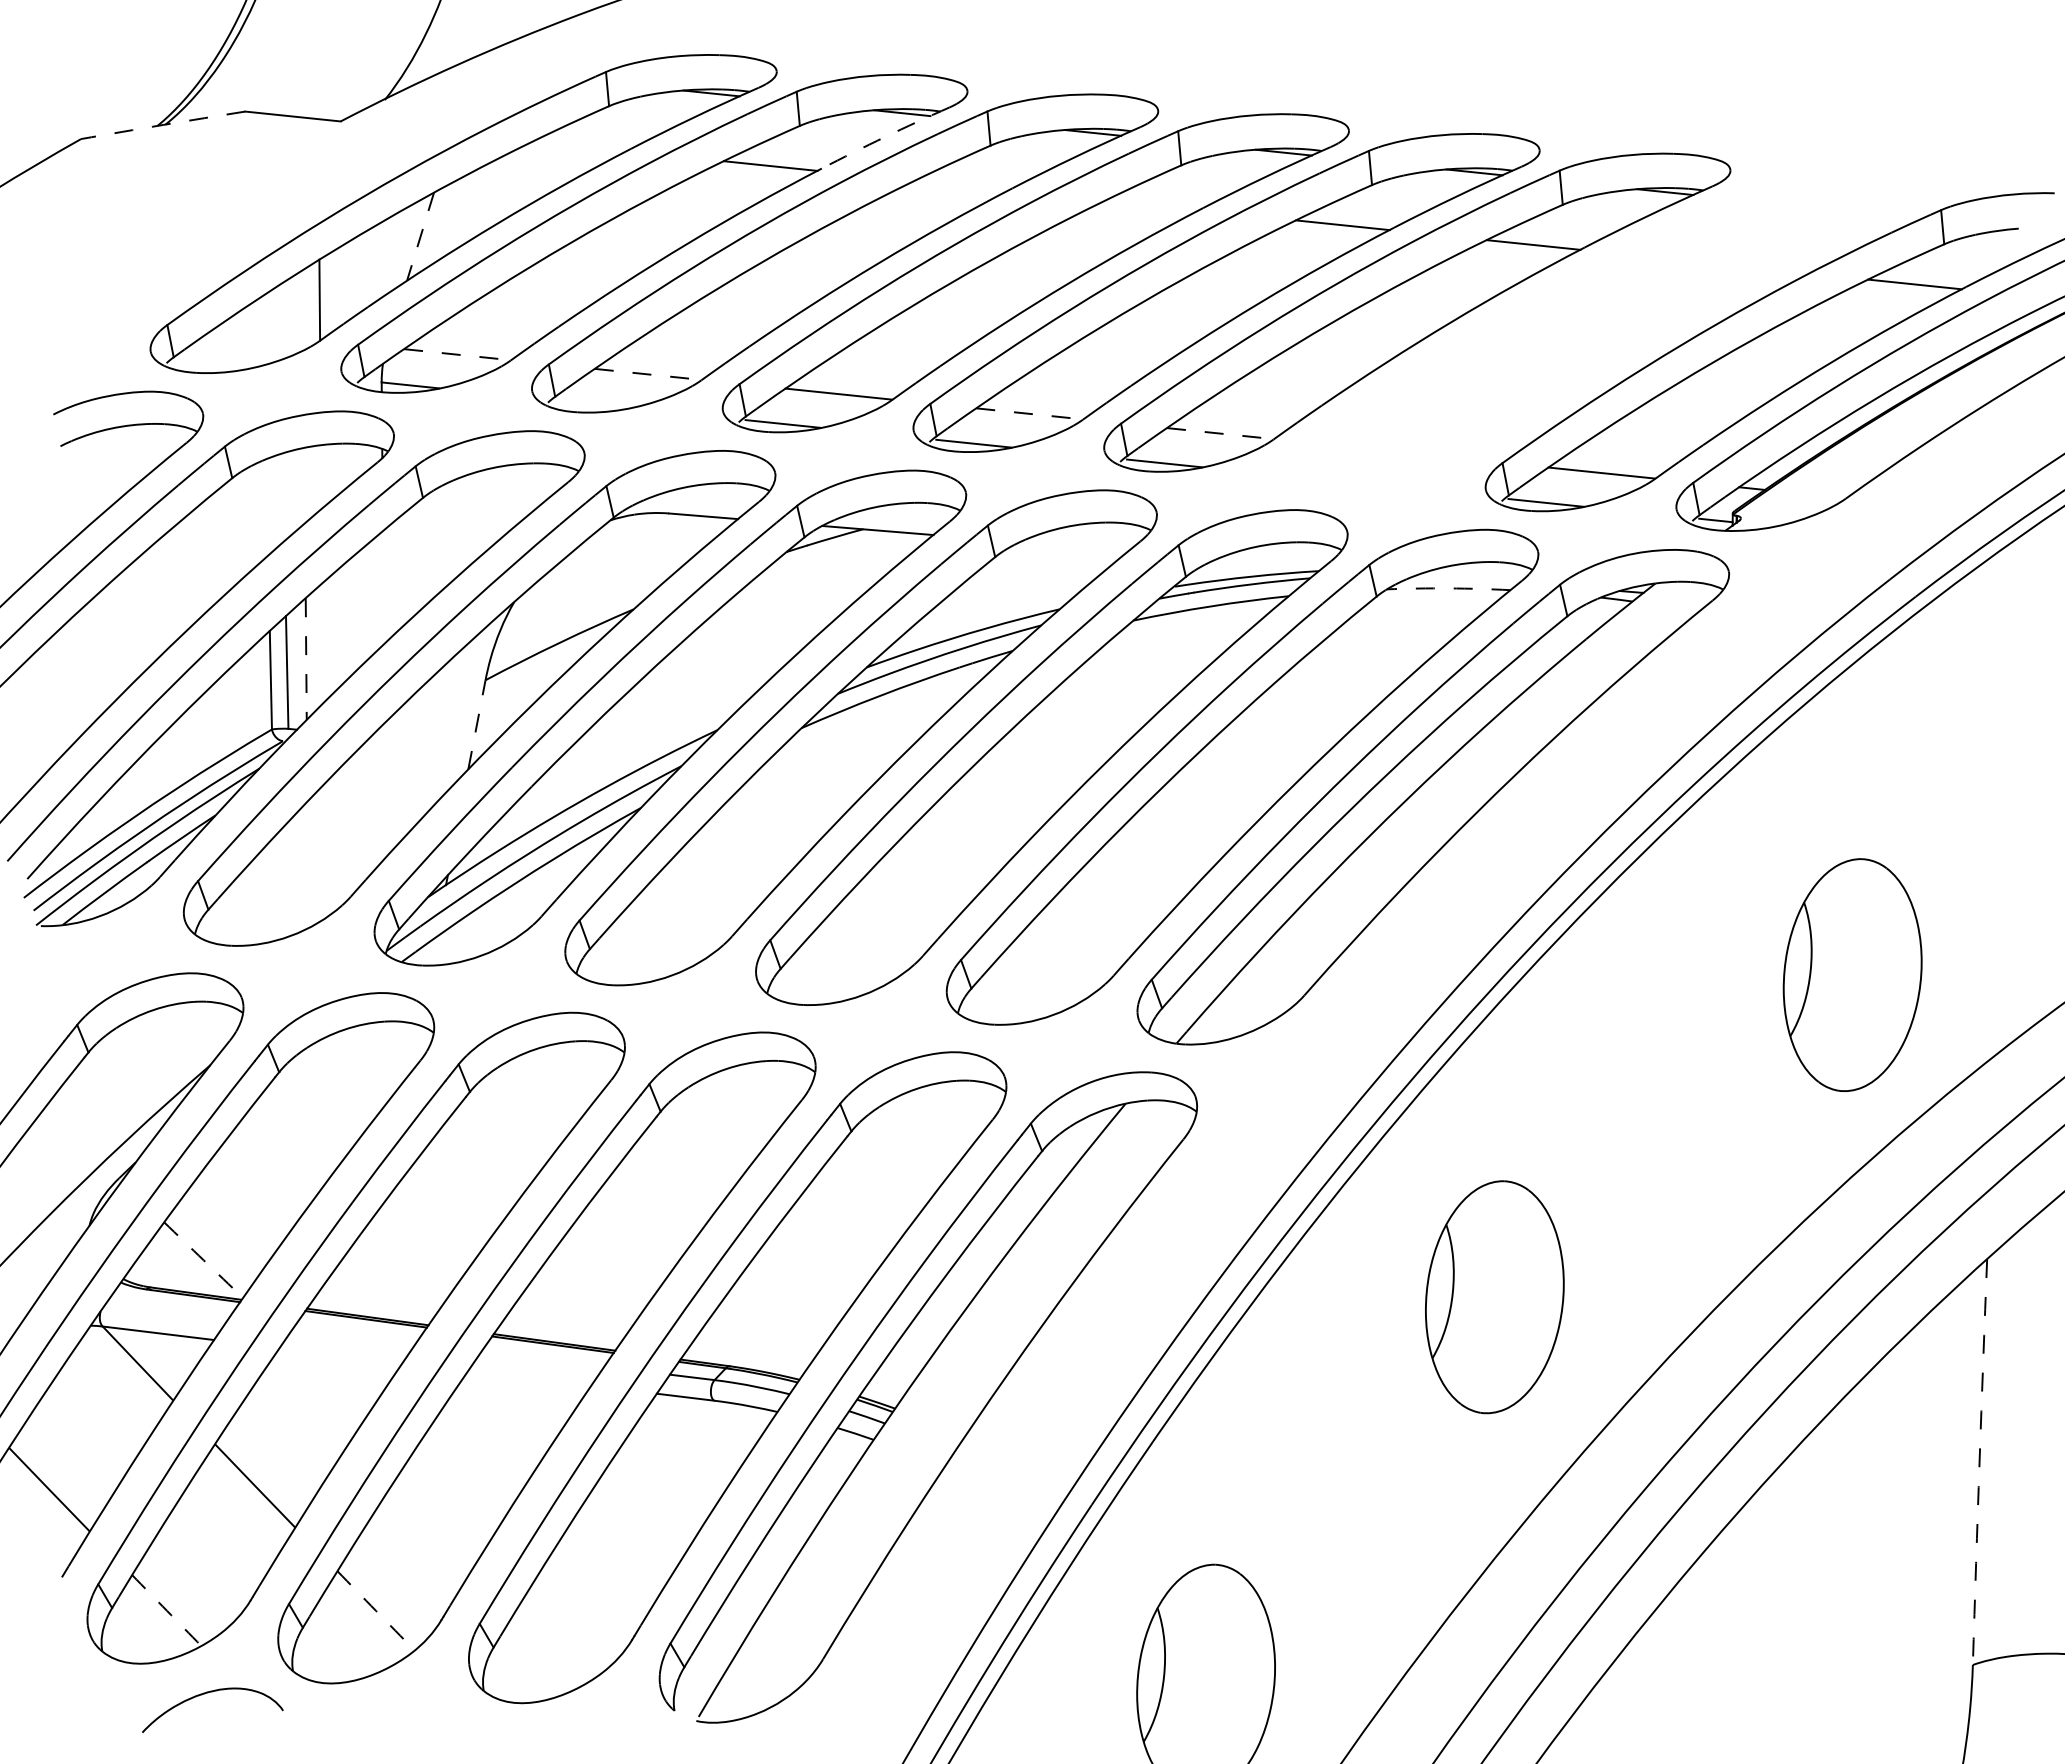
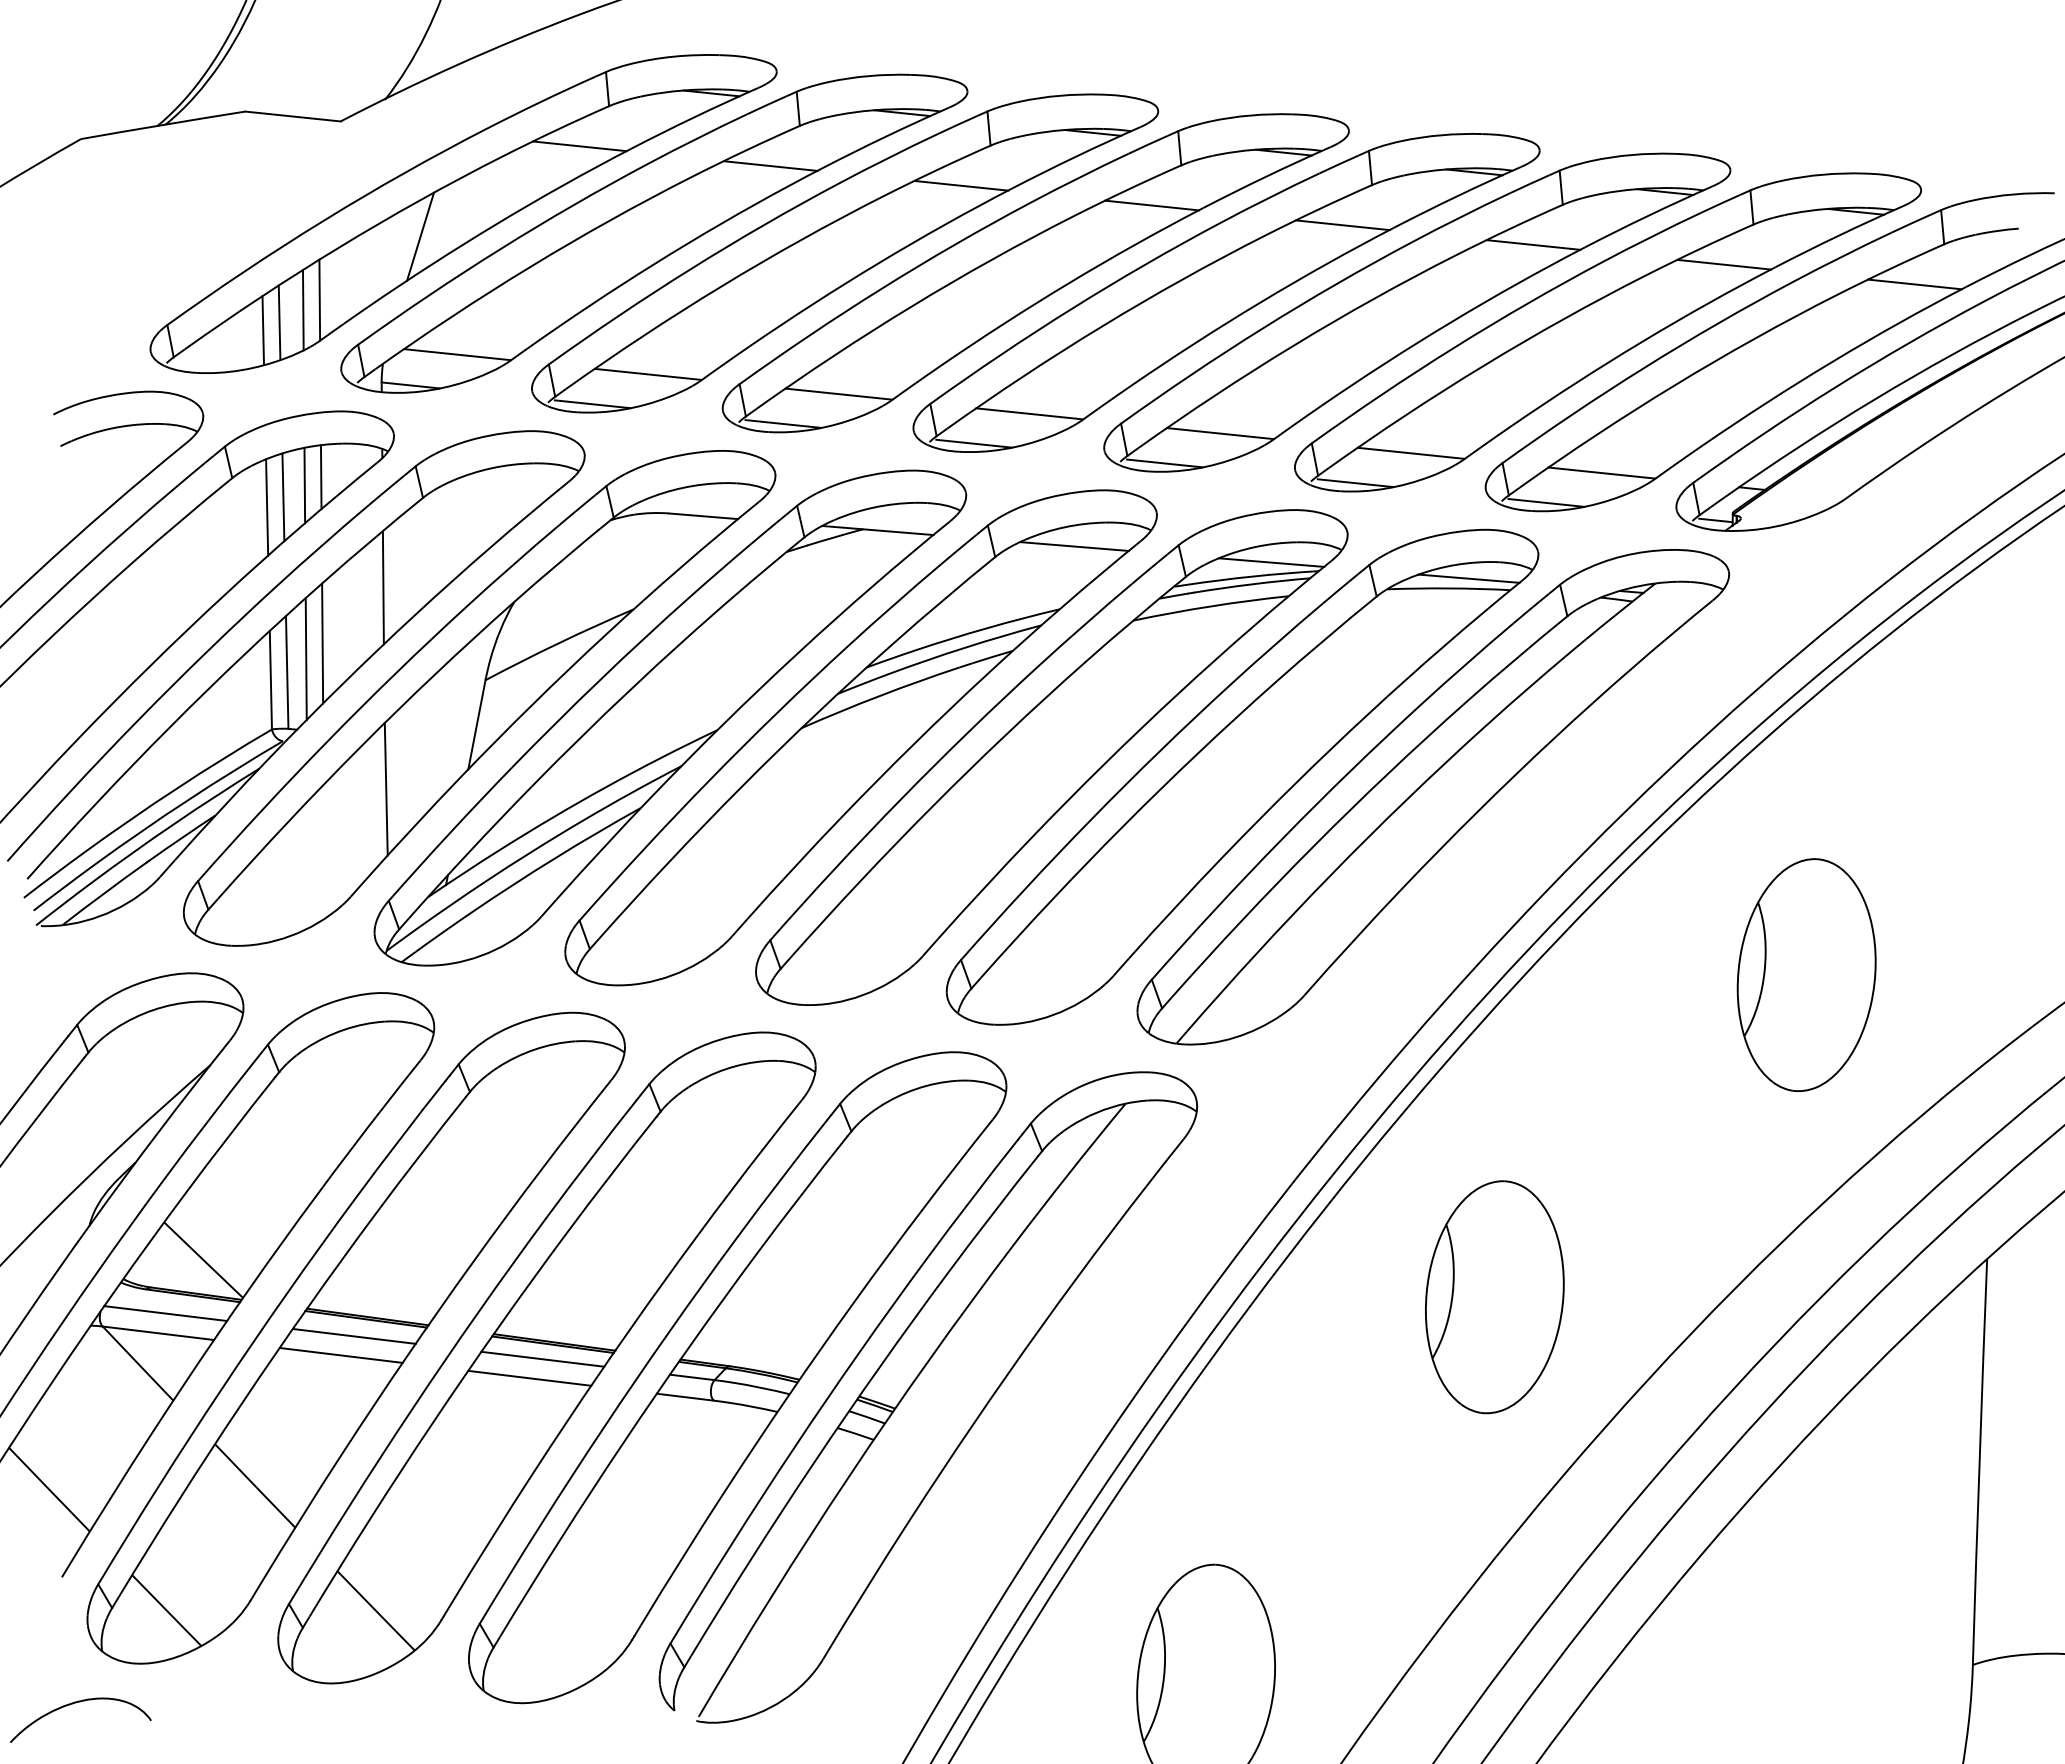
arc: dashed -> solid (163, 124)
arc: dashed -> solid (885, 137)
line: none -> present (579, 146)
line: none -> present (961, 185)
line: none -> present (1152, 205)
line: dashed -> solid (420, 237)
line: none -> present (303, 310)
line: none -> present (279, 322)
line: none -> present (263, 330)
part: none -> present (1608, 332)
line: dashed -> solid (457, 354)
line: dashed -> solid (648, 374)
line: none -> present (592, 404)
line: dashed -> solid (1029, 413)
line: dashed -> solid (1220, 433)
line: none -> present (320, 477)
line: none -> present (304, 485)
line: none -> present (283, 497)
line: none -> present (267, 507)
line: none -> present (1074, 546)
line: none -> present (1271, 562)
line: none -> present (1468, 578)
line: none -> present (382, 587)
arc: dashed -> solid (1448, 588)
line: none -> present (322, 643)
line: dashed -> solid (306, 659)
line: dashed -> solid (476, 724)
line: none -> present (385, 788)
part position: (1852, 974) -> (1806, 974) (1806, 974)
arc: dashed -> solid (203, 1260)
line: none -> present (165, 1313)
line: none -> present (353, 1335)
line: none -> present (340, 1354)
line: none -> present (542, 1358)
line: none -> present (529, 1377)
arc: dashed -> solid (1979, 1462)
arc: dashed -> solid (166, 1610)
arc: dashed -> solid (376, 1610)
part position: (208, 1693) -> (76, 1703) (76, 1703)
